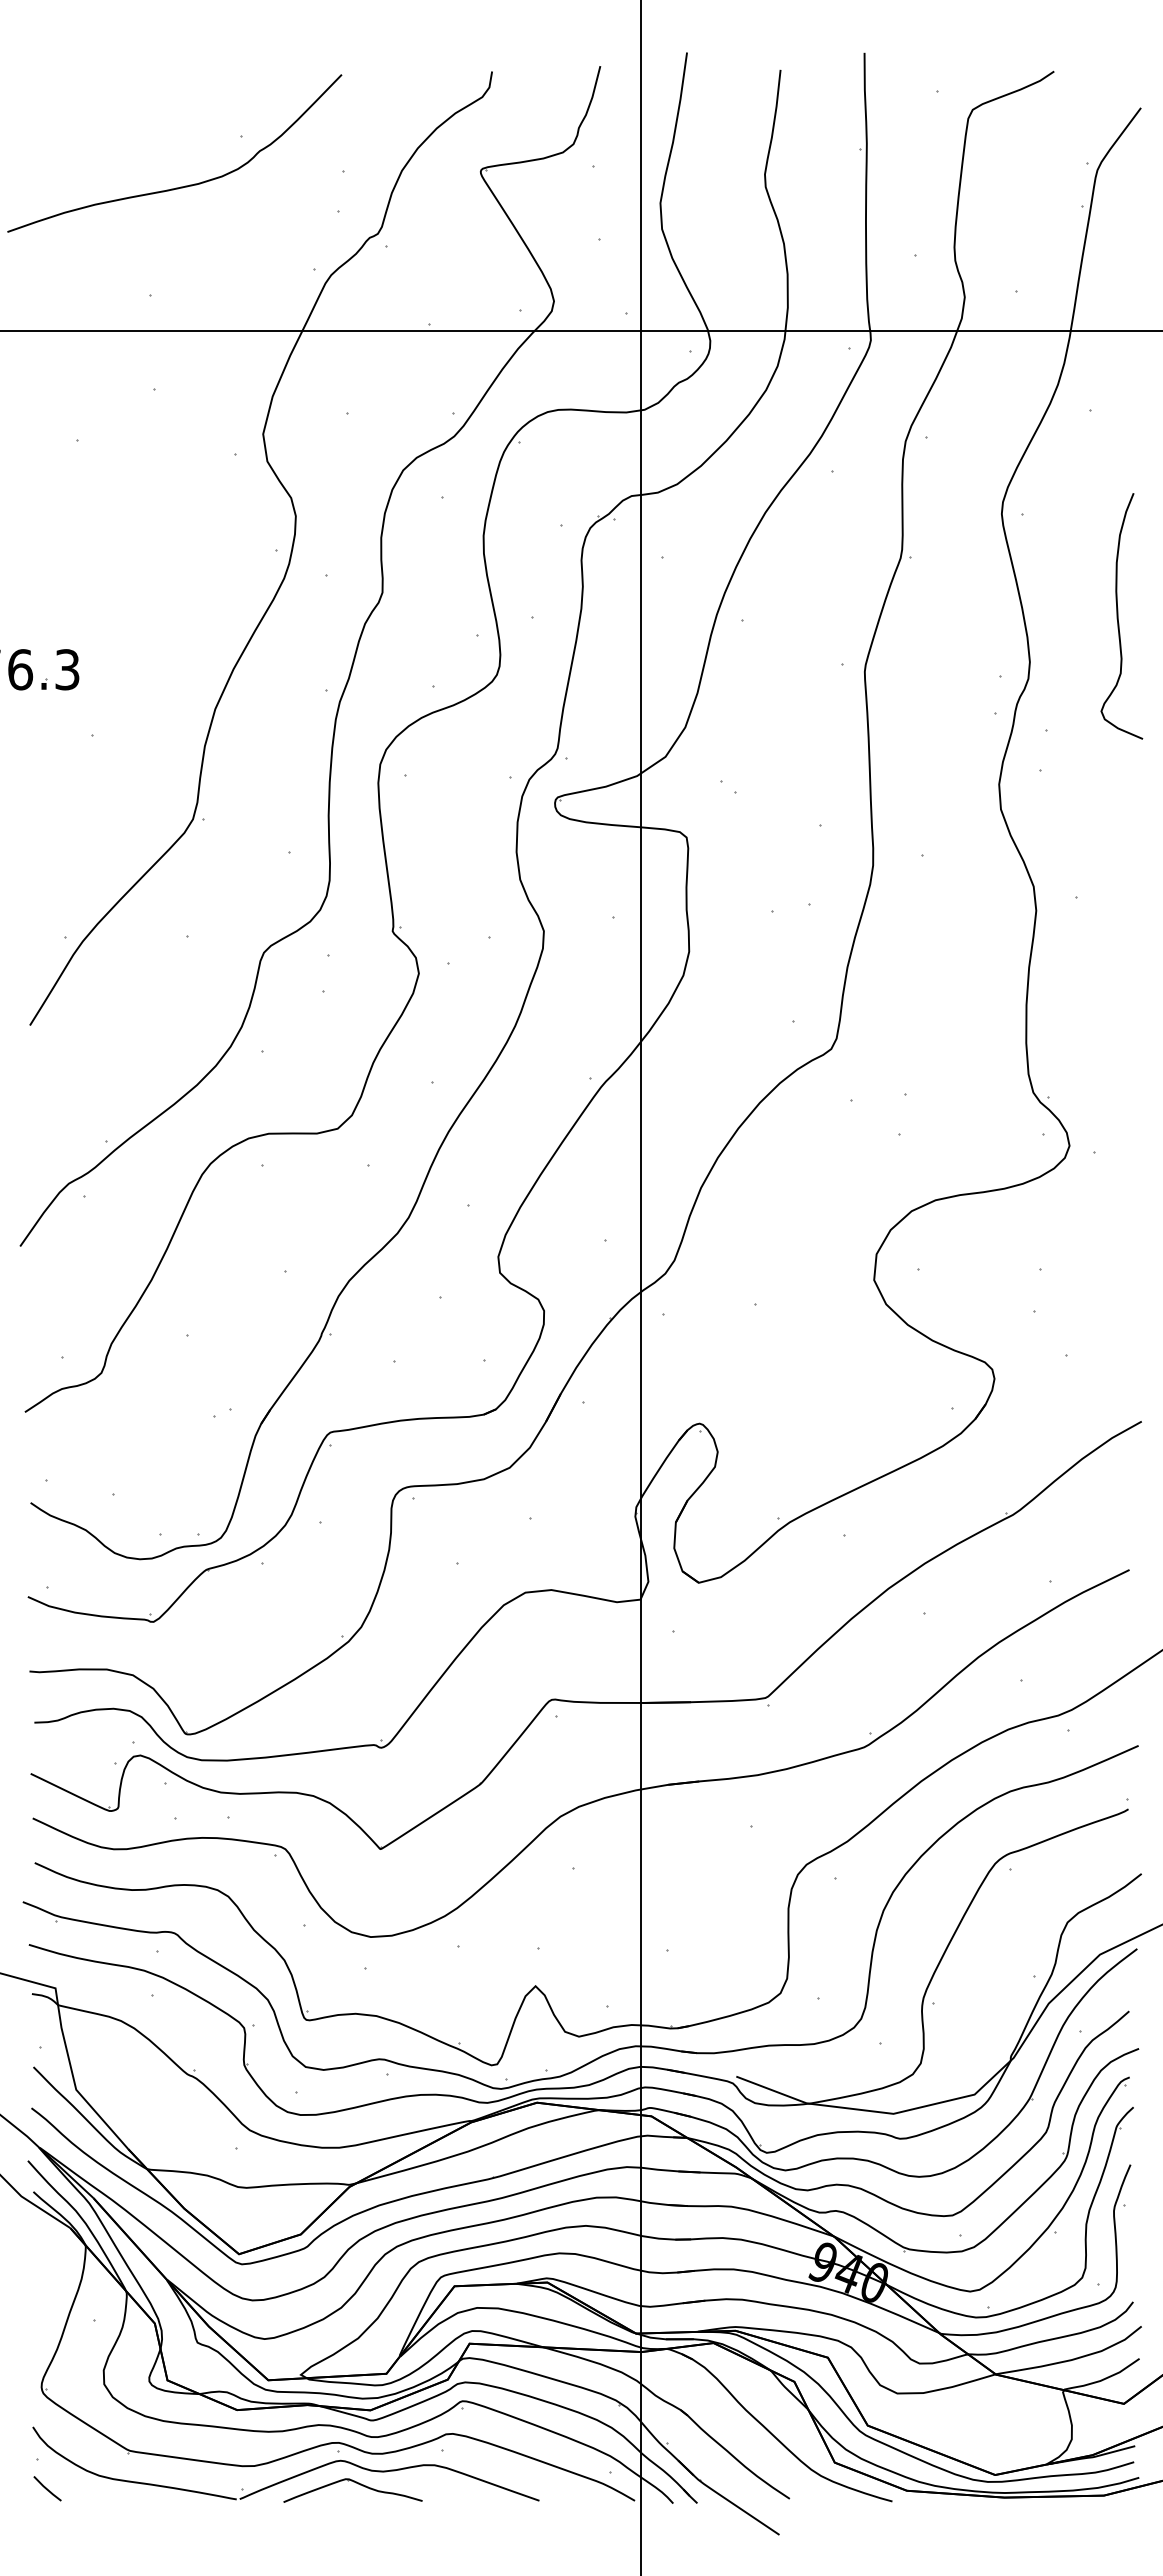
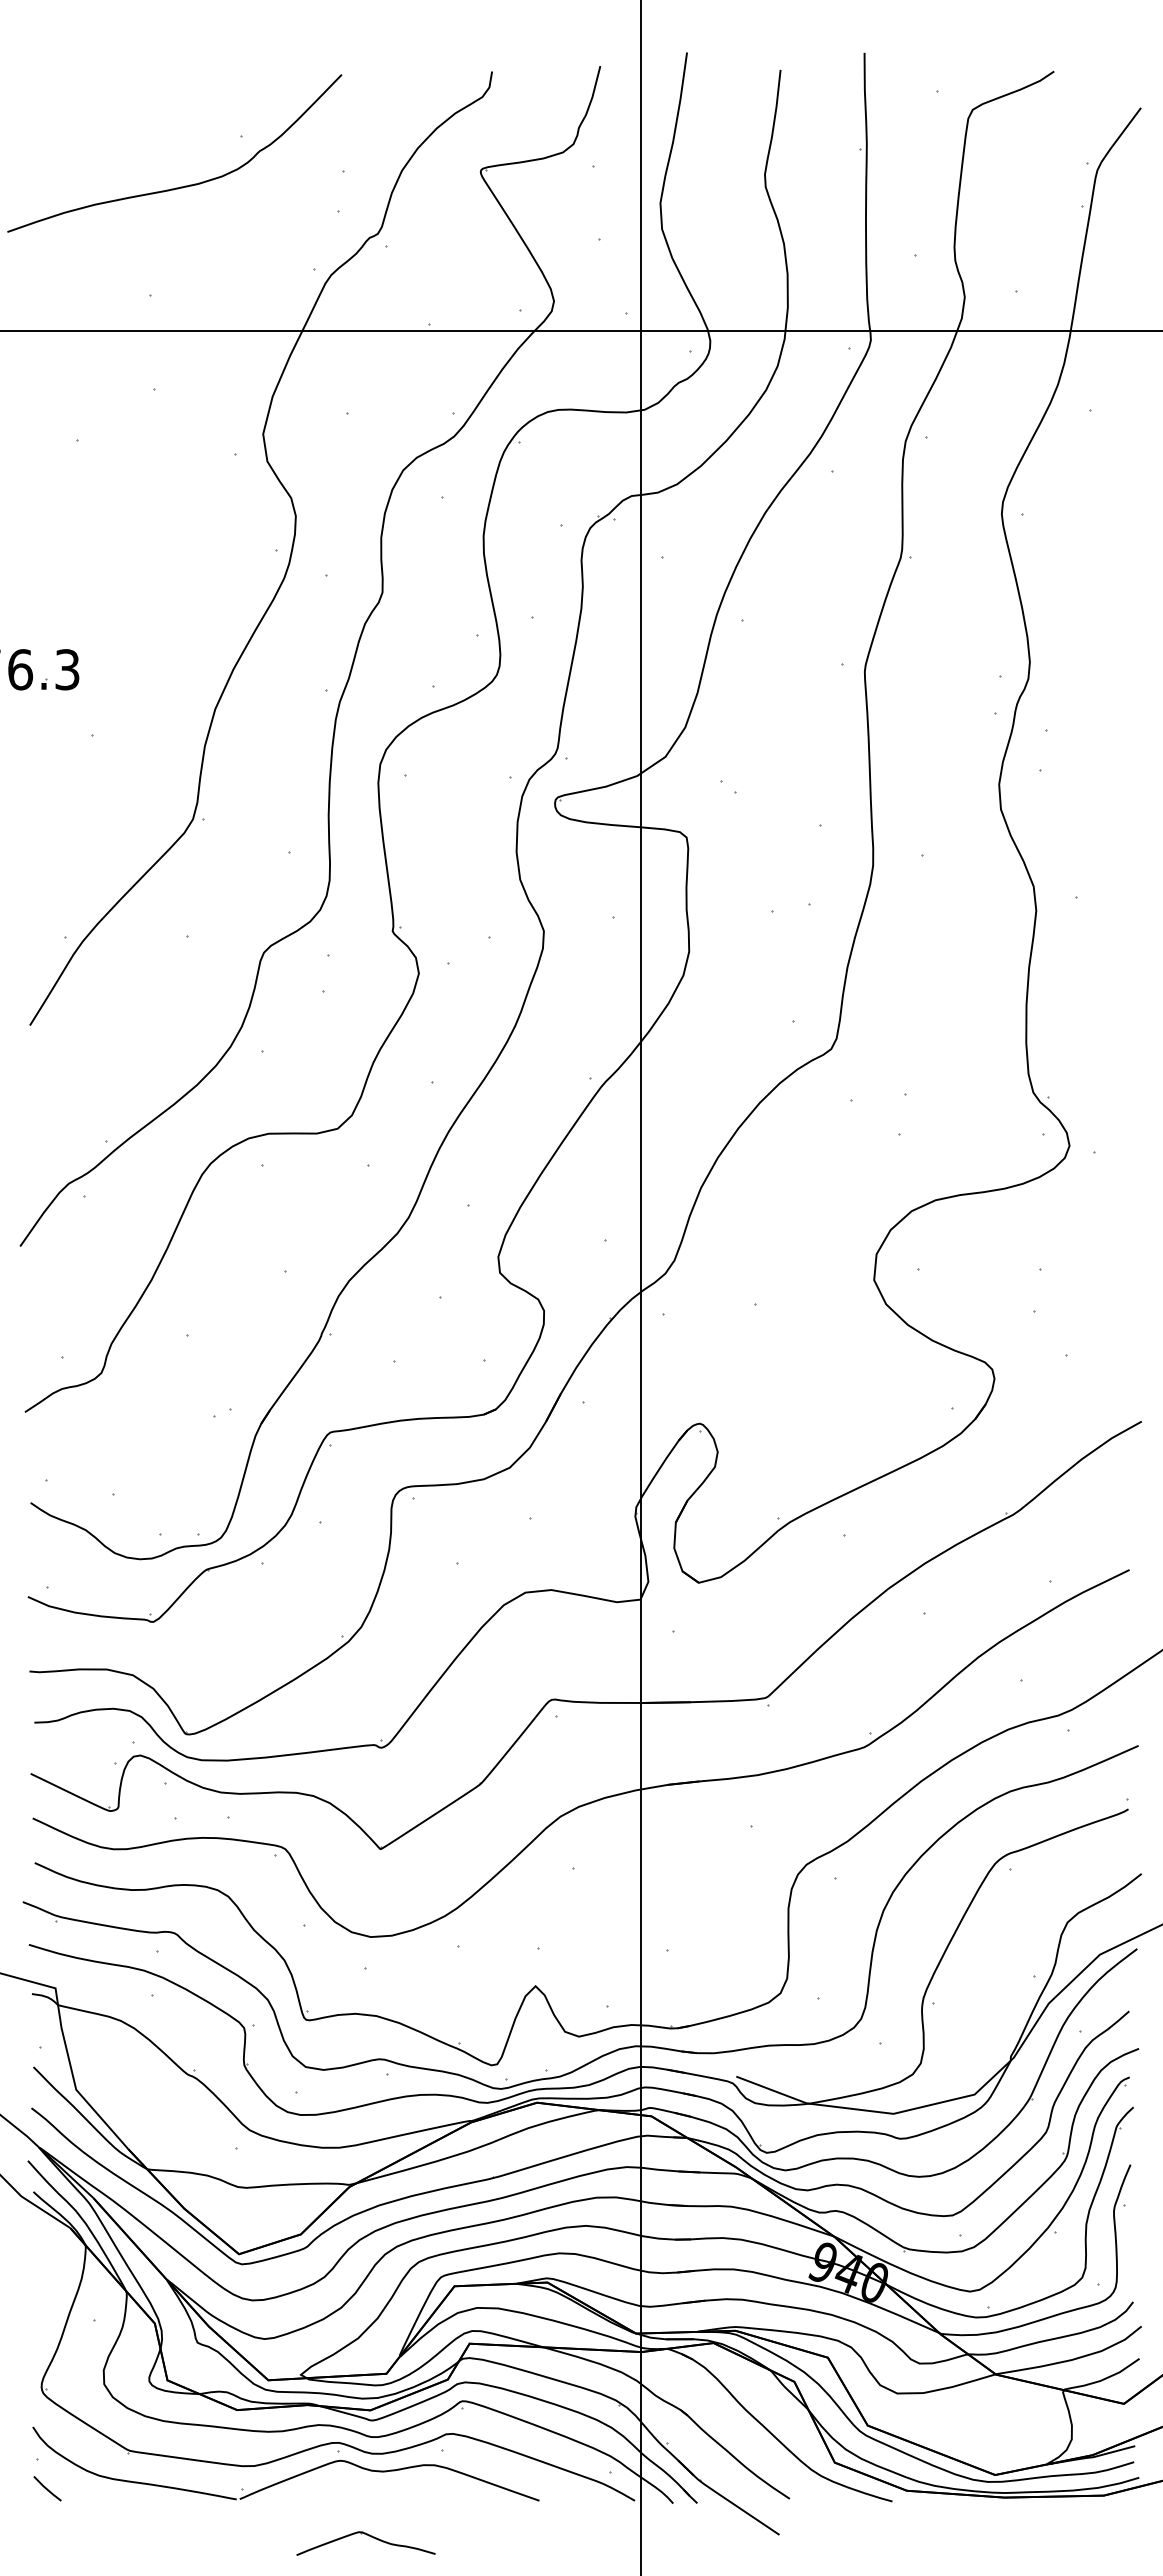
curve: present -> none (1118, 616)
part position: (355, 2483) -> (368, 2536) (368, 2536)
